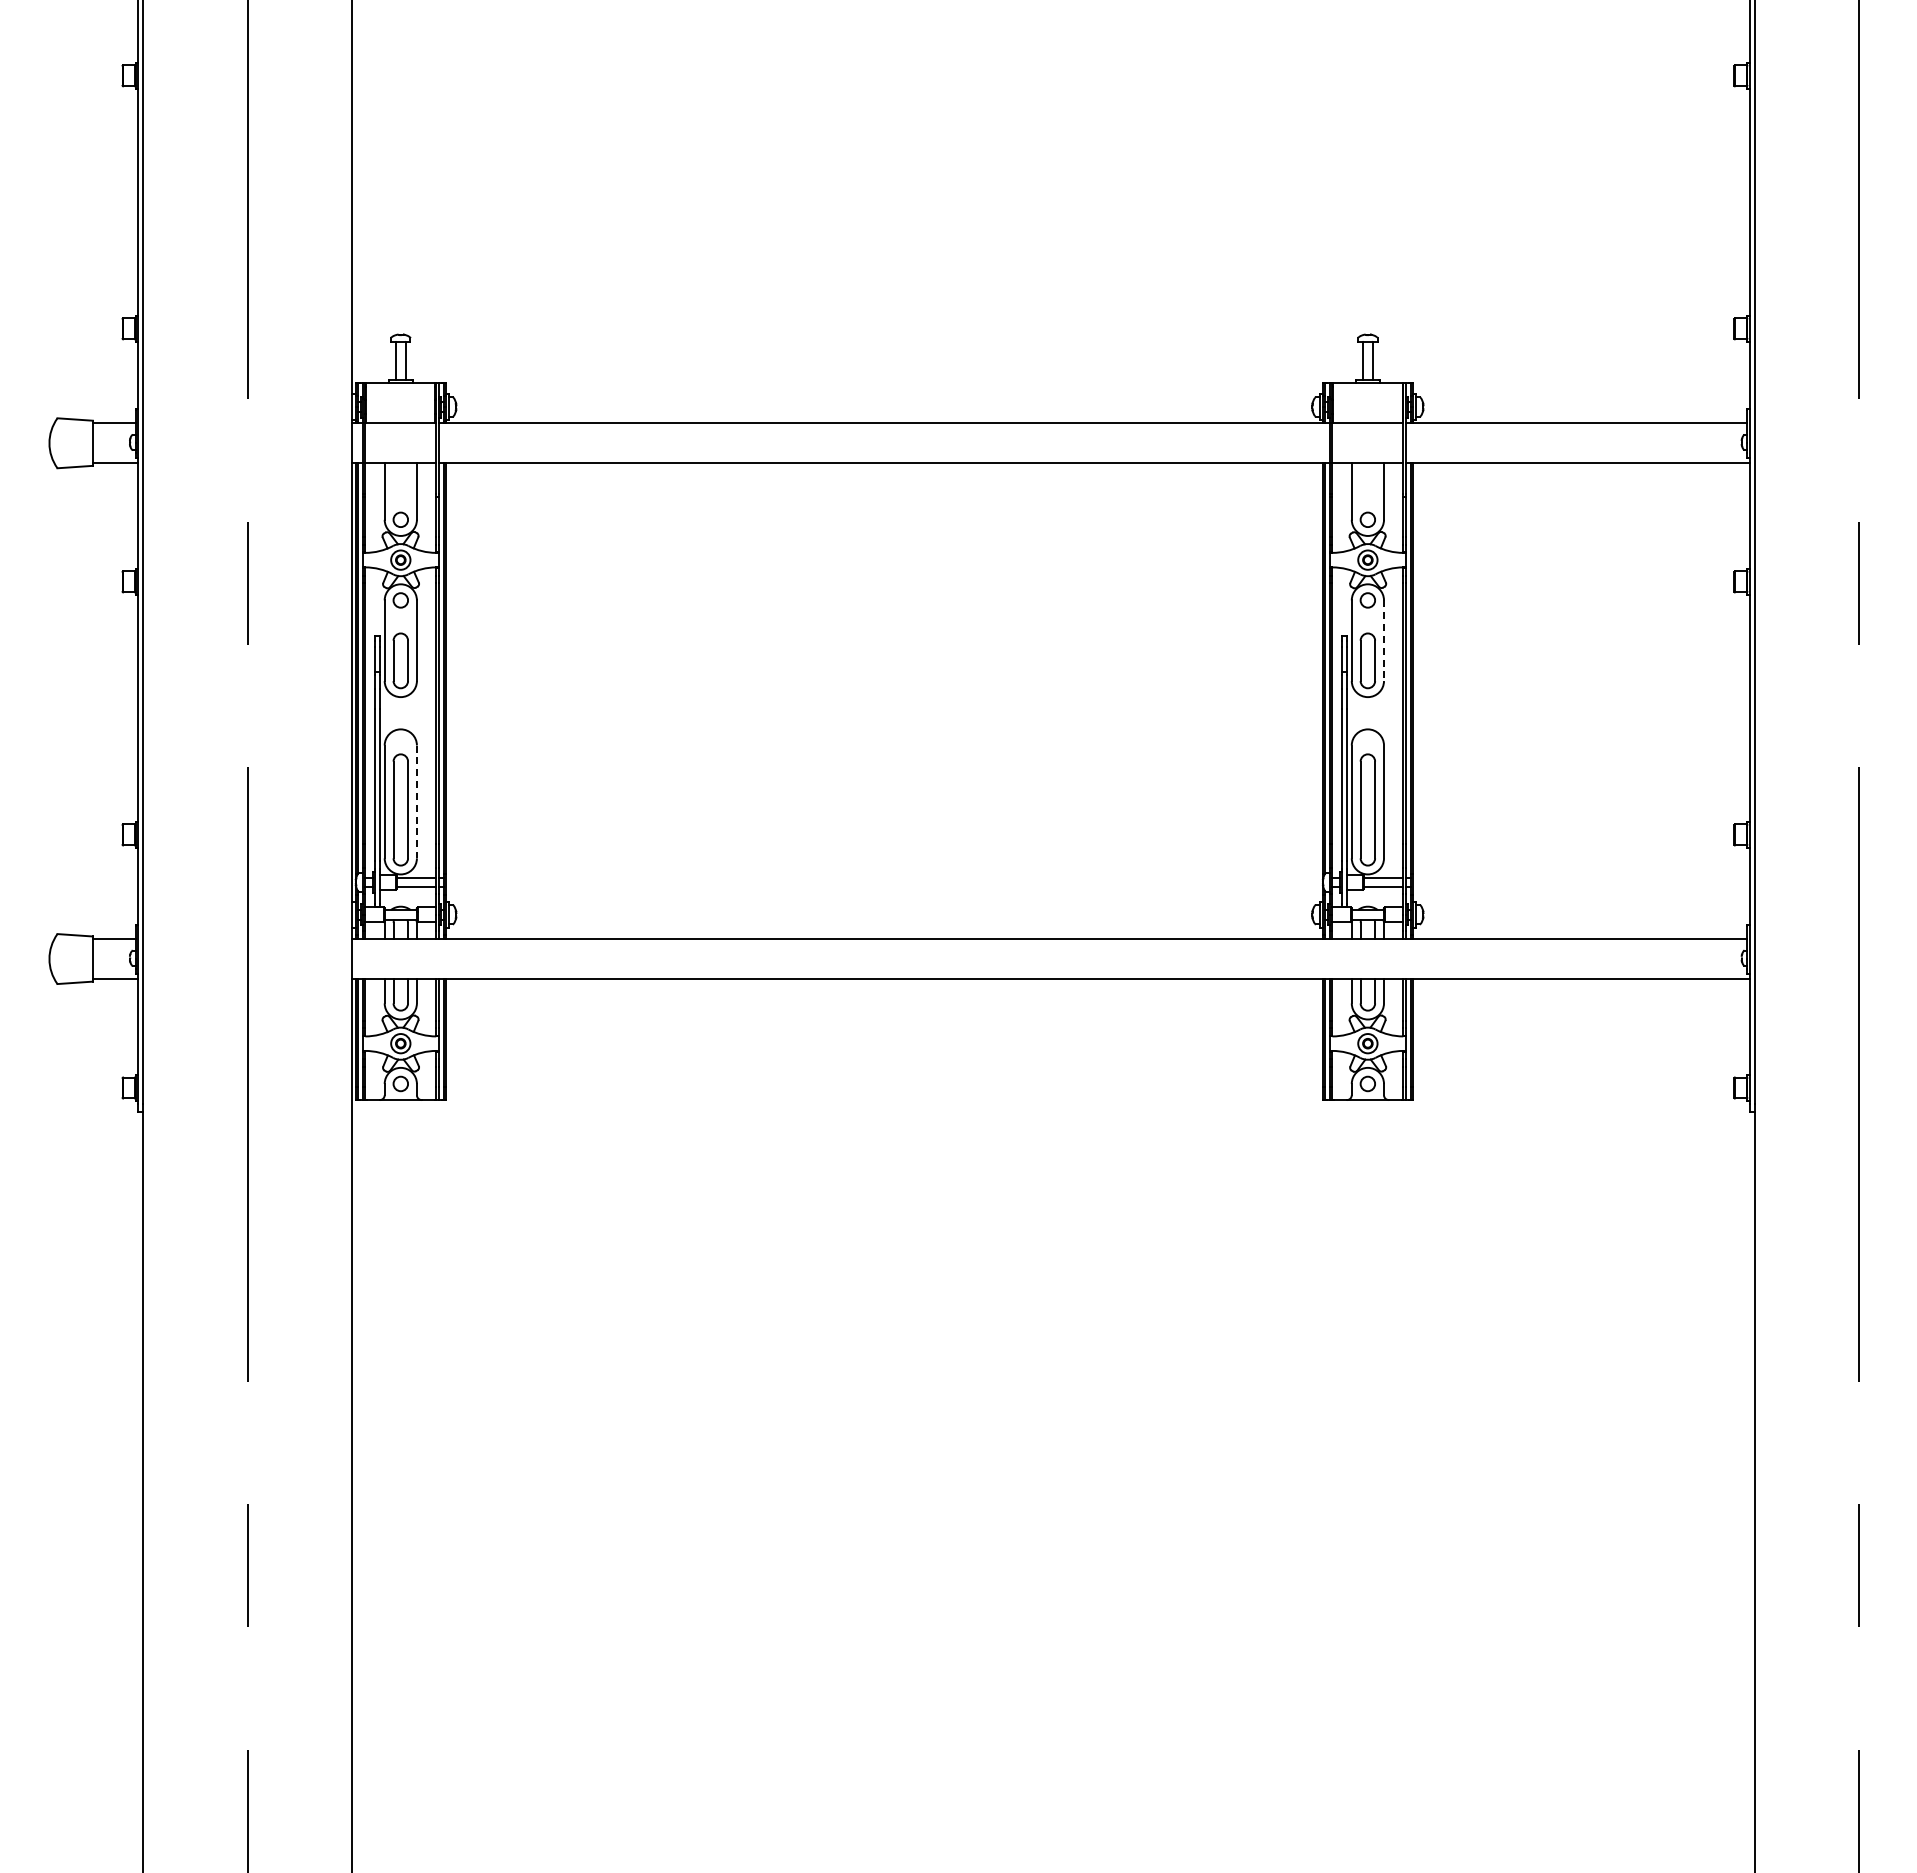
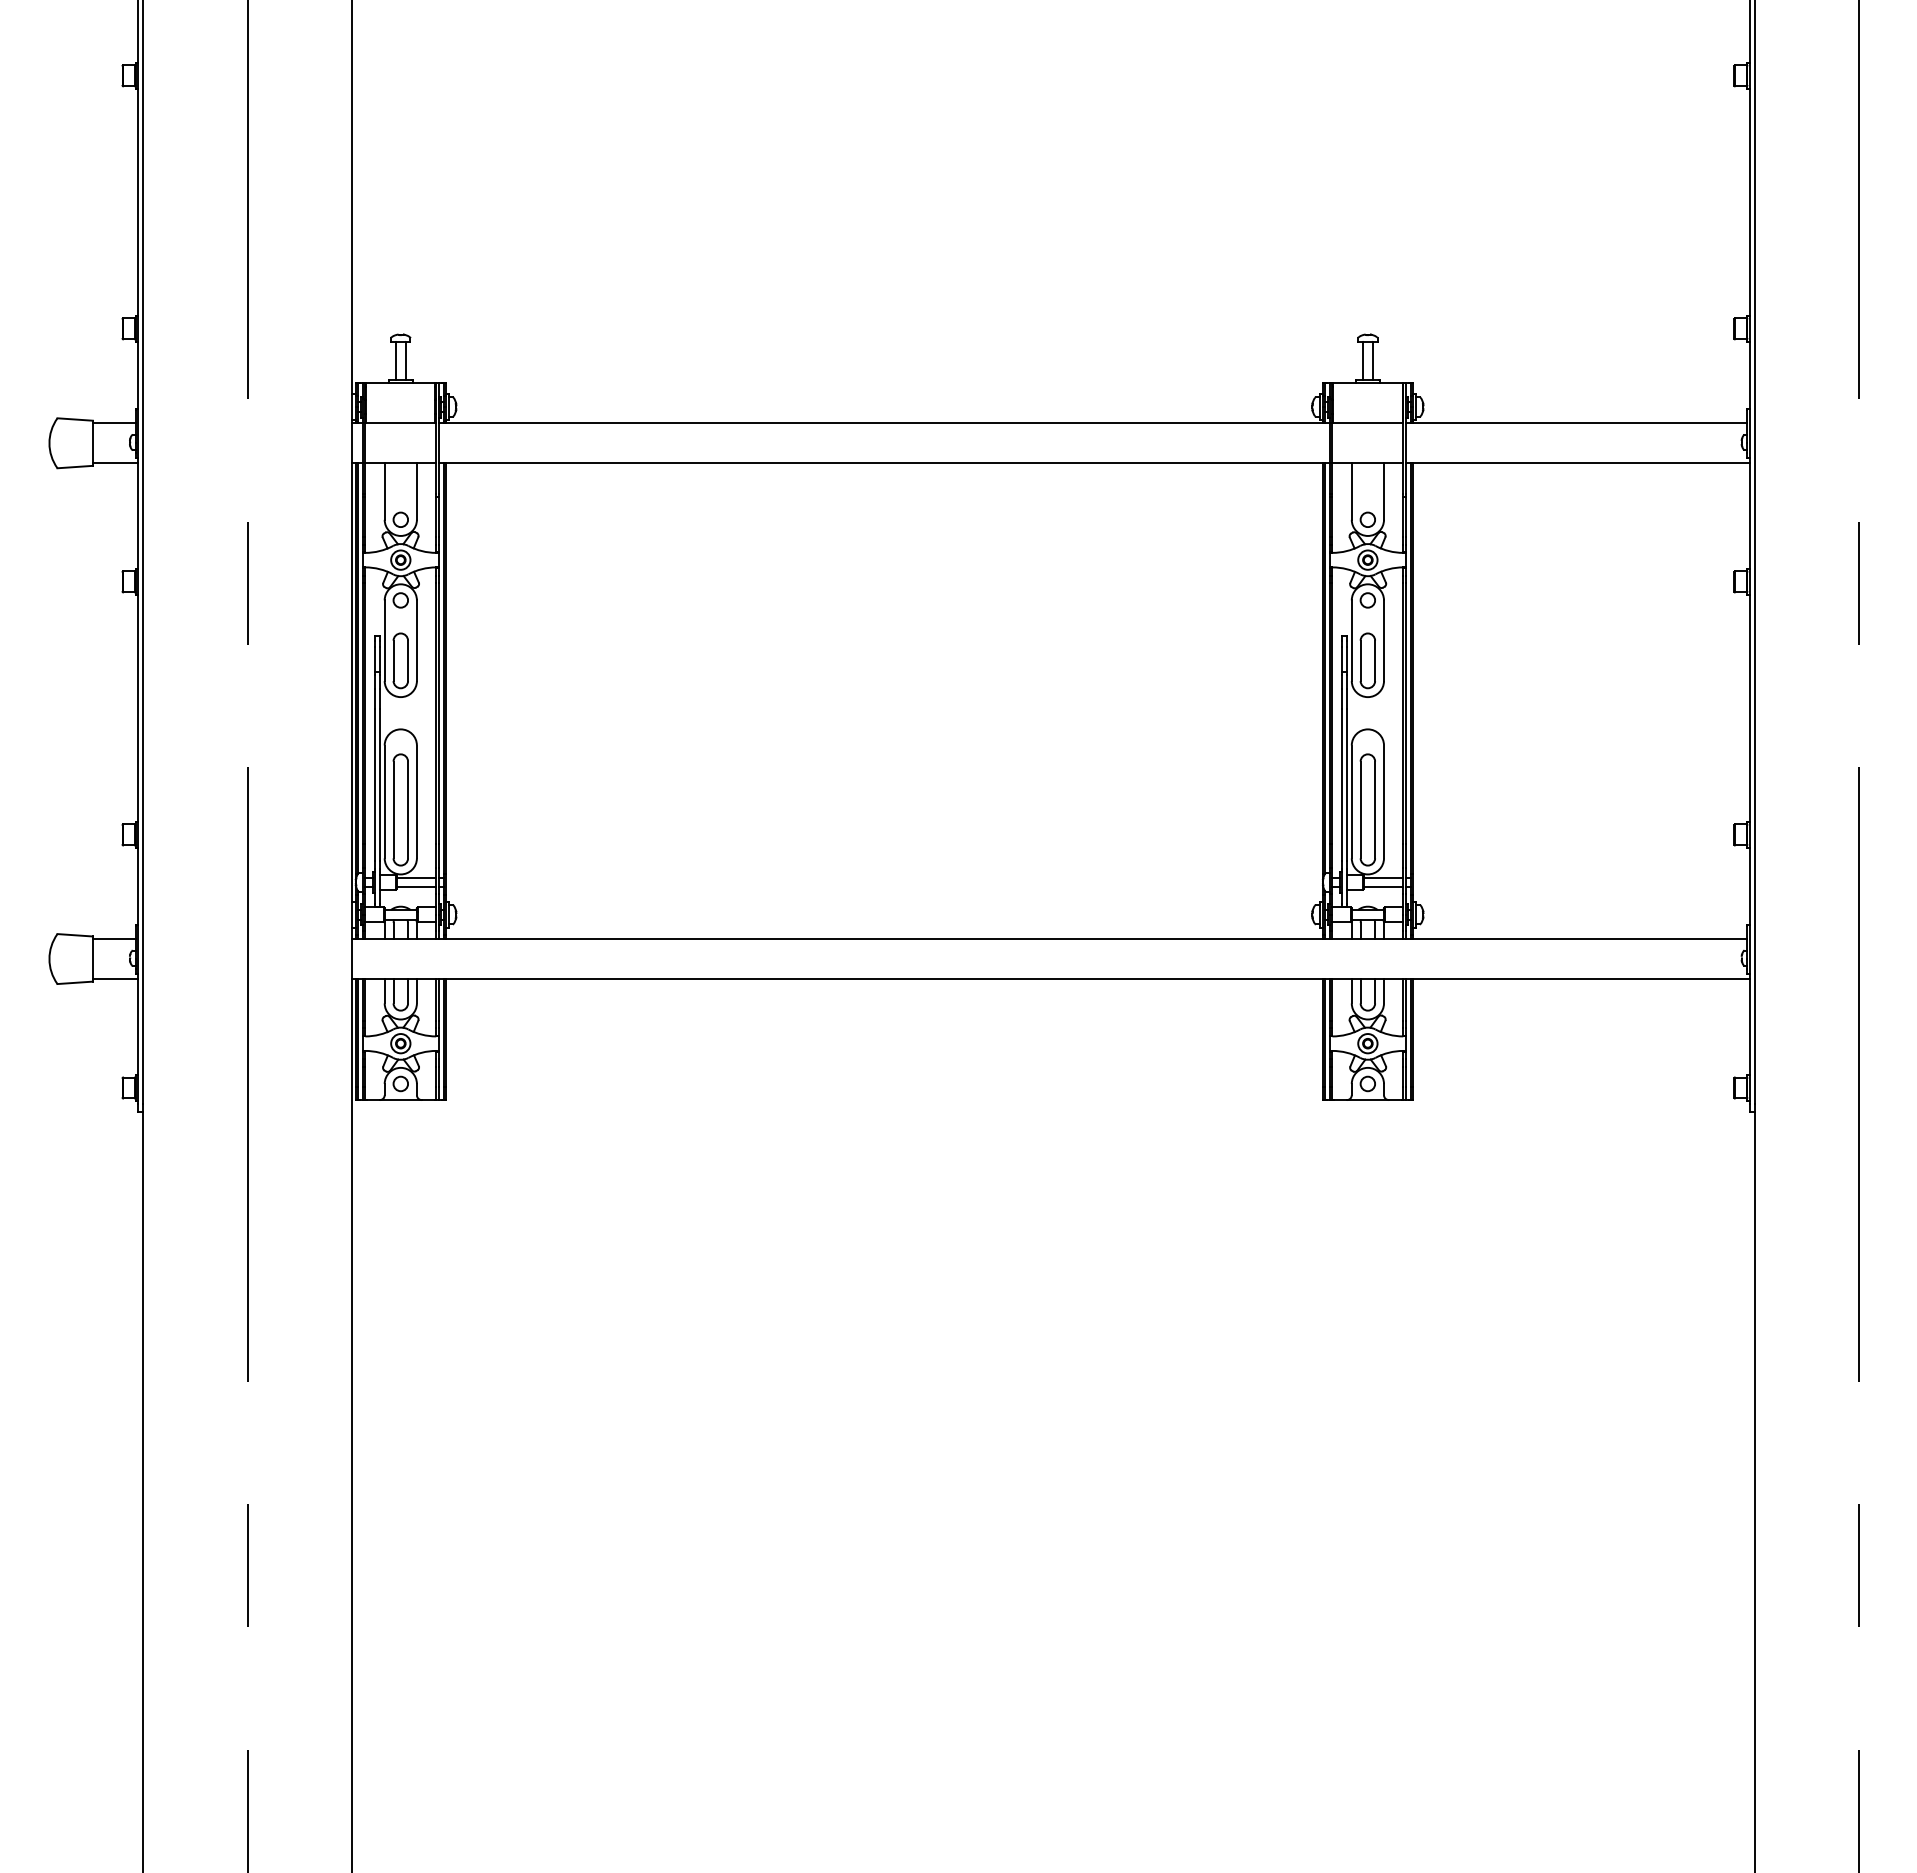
line: dashed -> solid (1384, 641)
line: dashed -> solid (416, 802)
